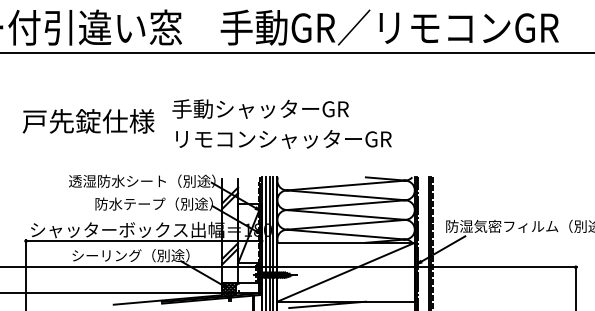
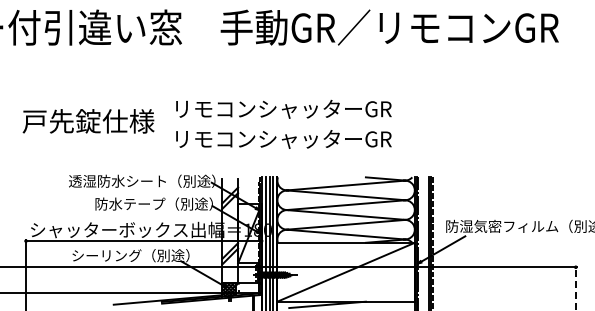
line: present -> none (296, 52)
text: 手動シャッターGR -> リモコンシャッターGR (281, 108)
line: solid -> dashed (575, 288)
